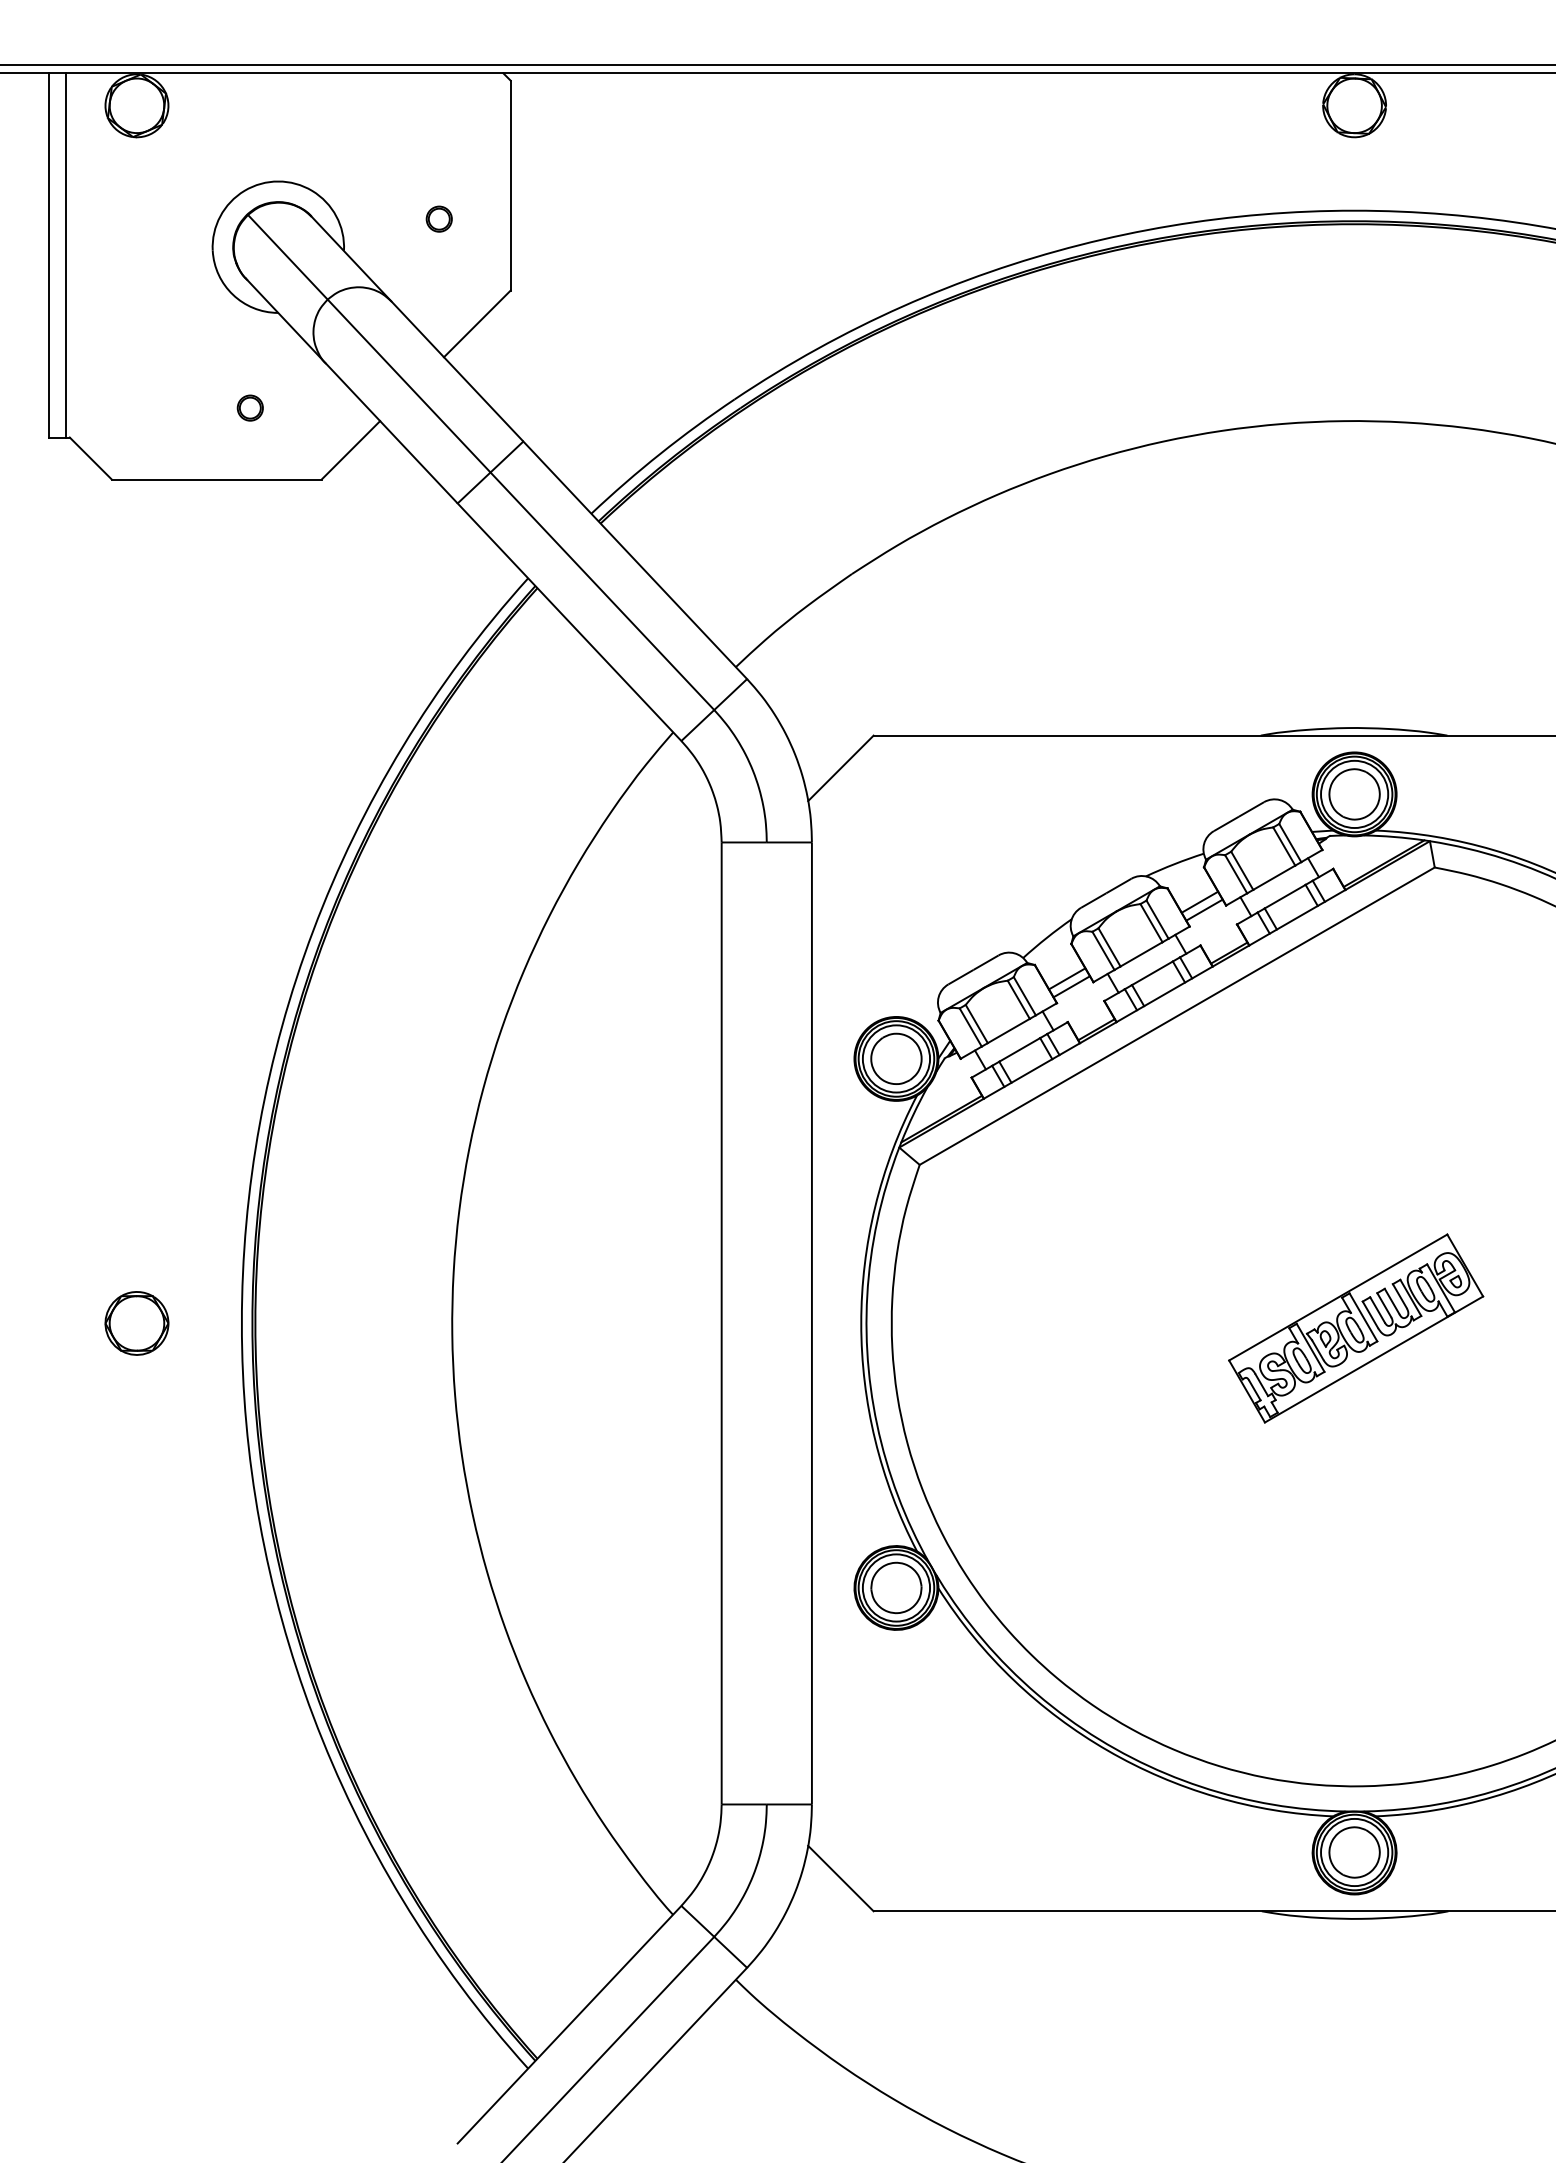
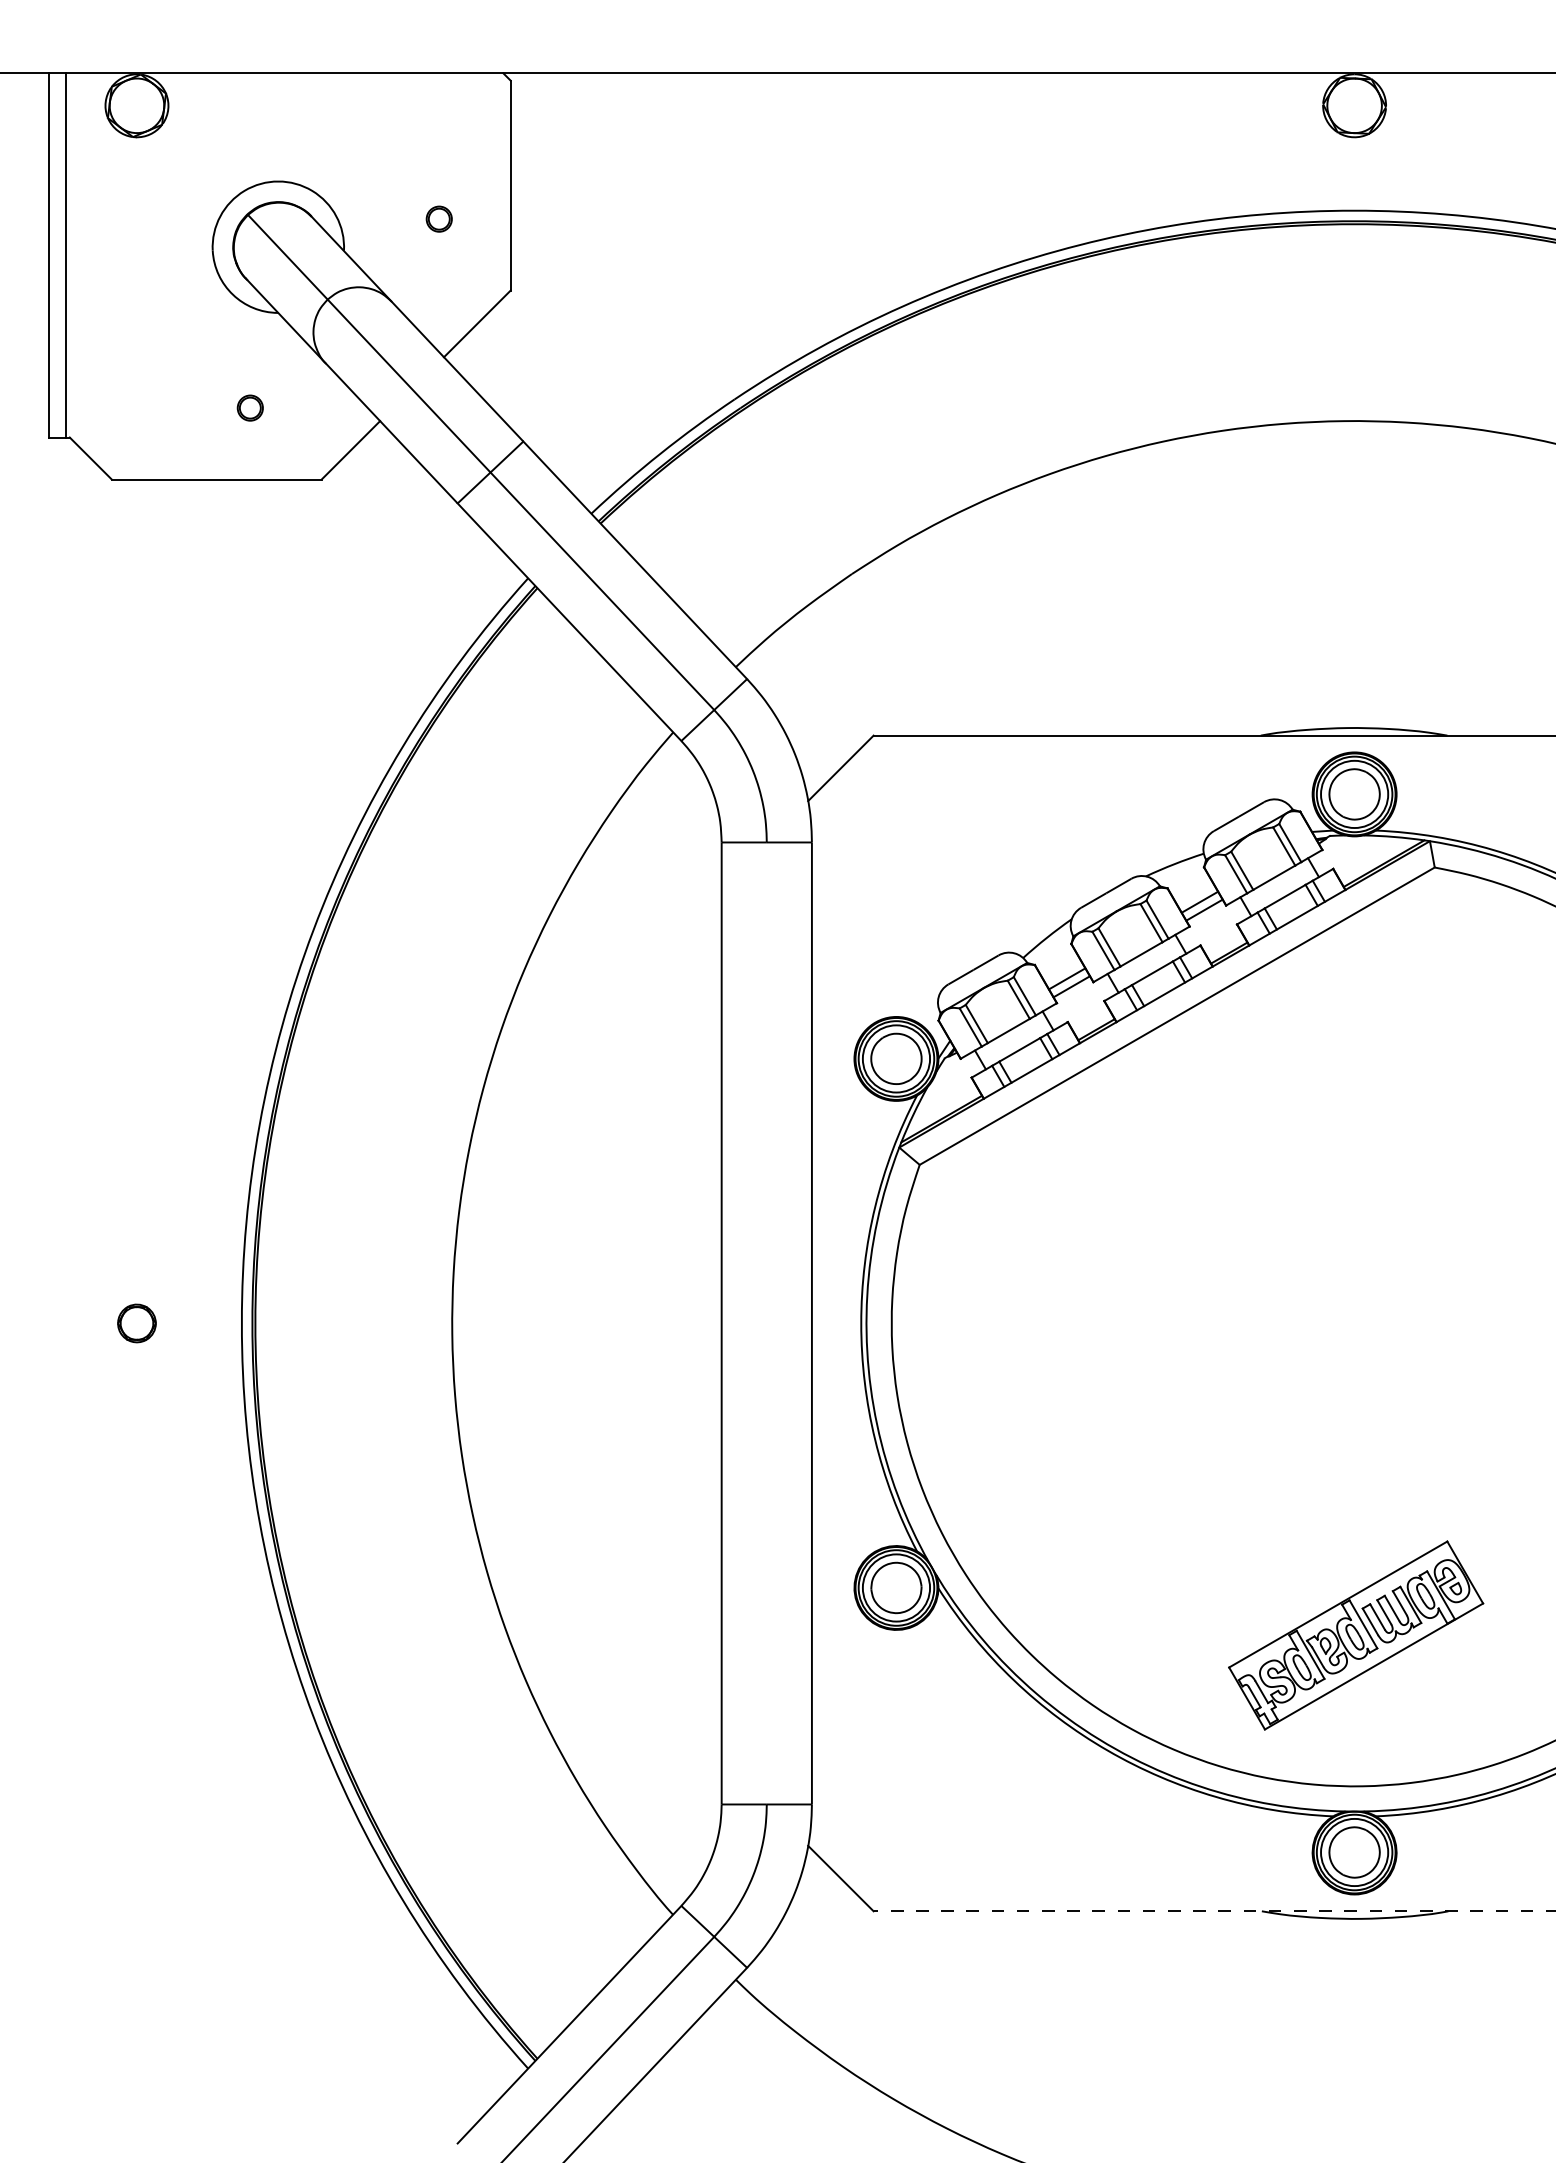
line: present -> none (777, 64)
part size: 66x65 px -> 40x41 px (136, 1323)
part position: (1356, 1328) -> (1356, 1635) (1356, 1635)
line: solid -> dashed (1214, 1911)
